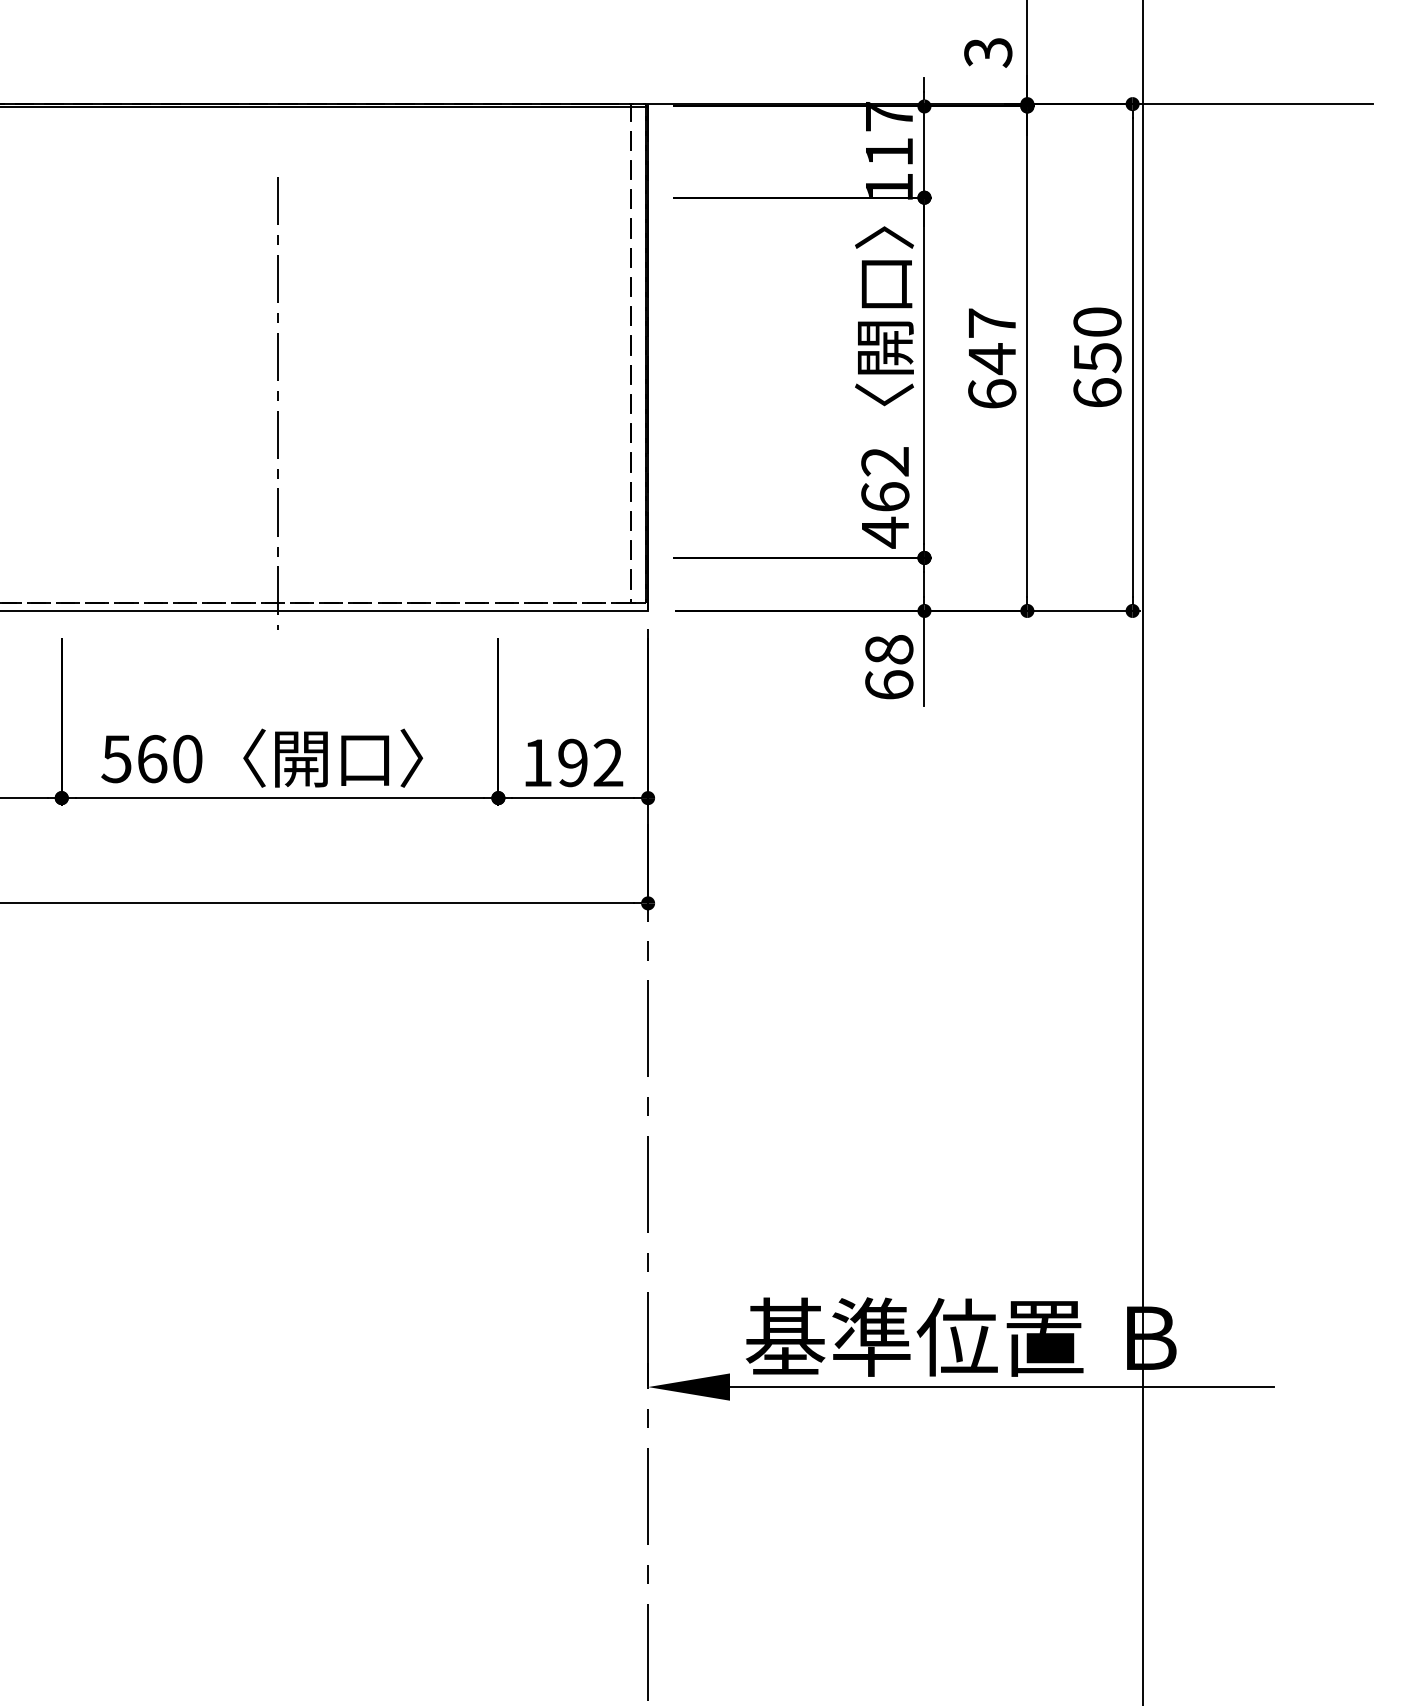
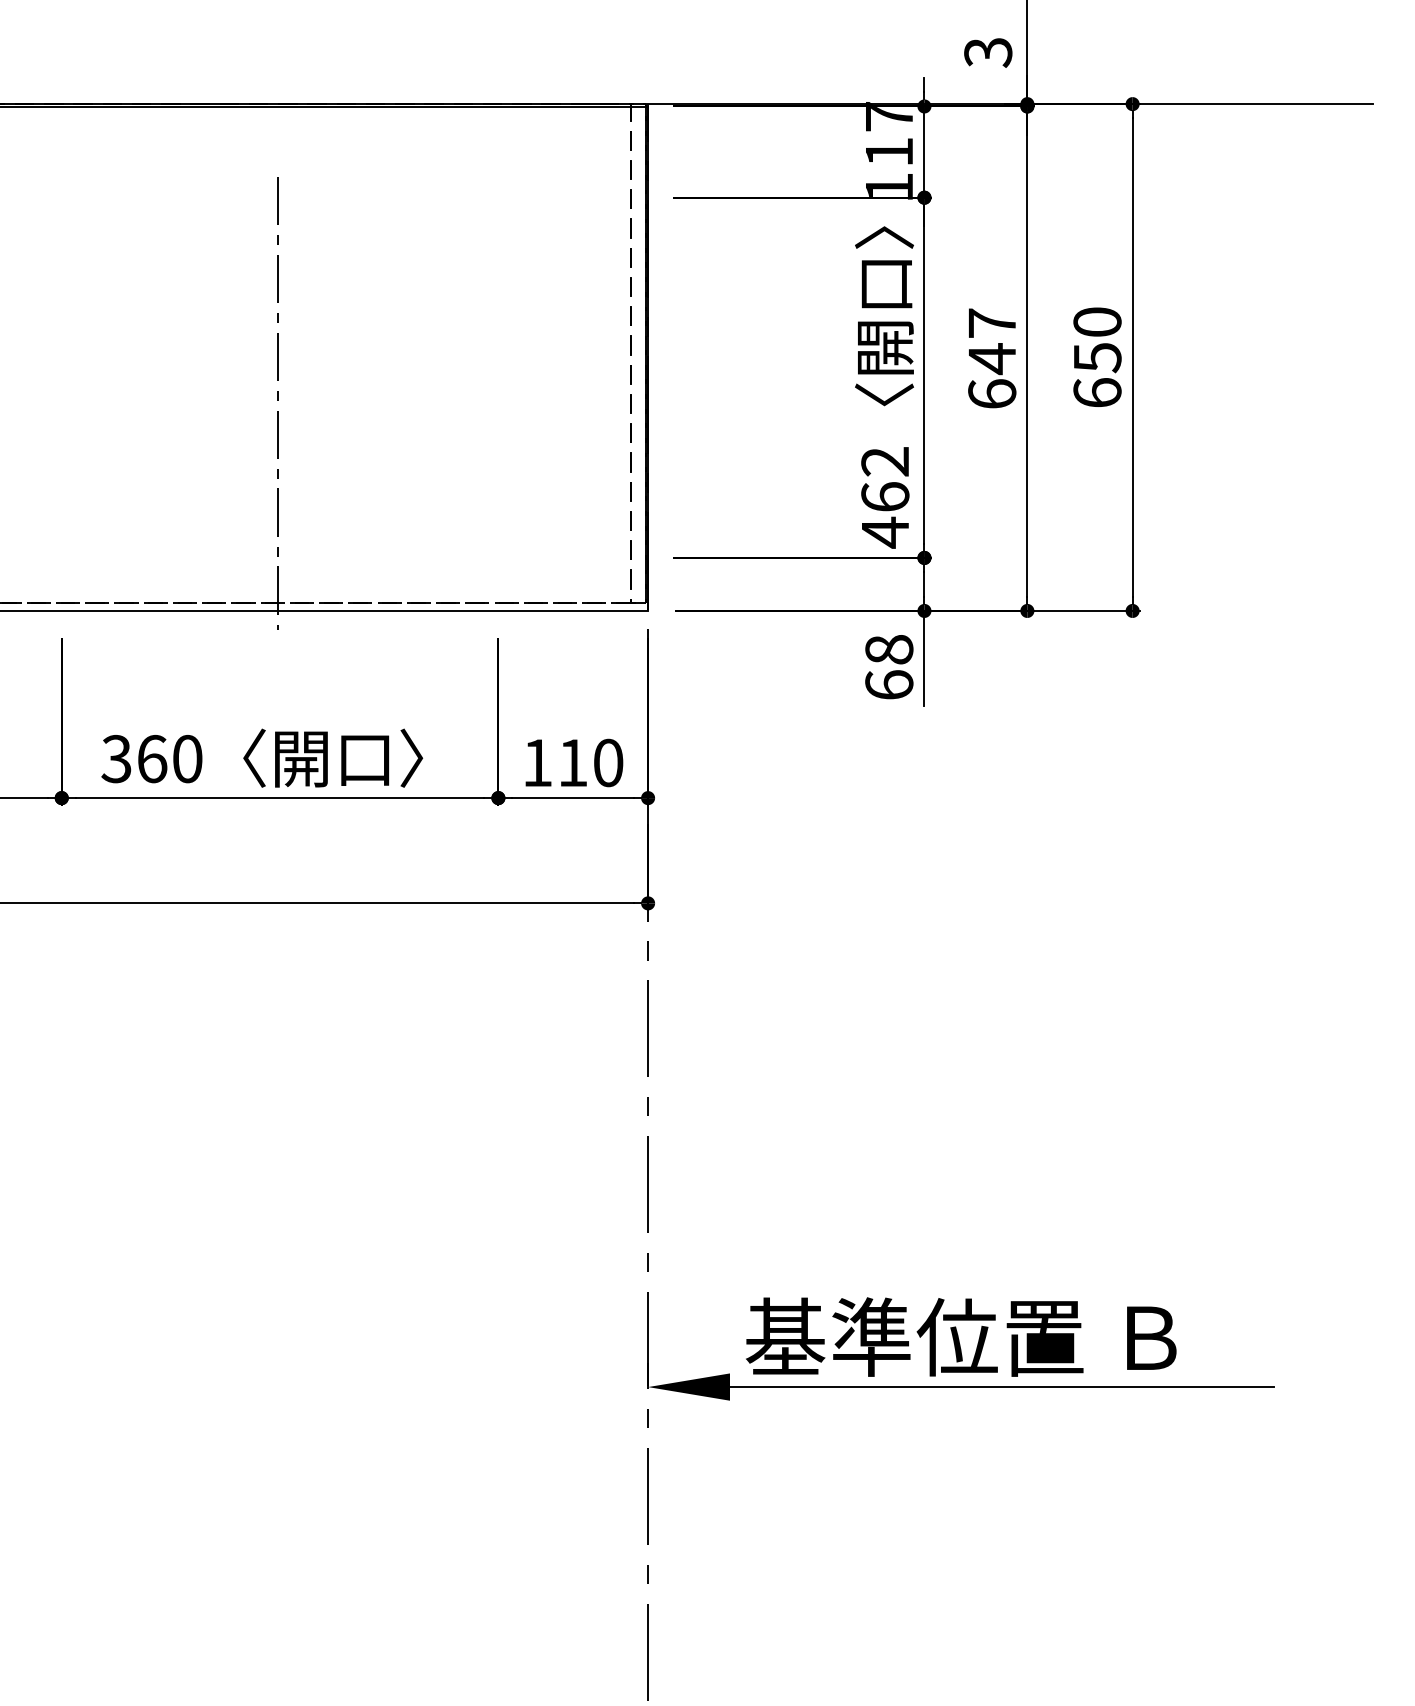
text: 560 -> 360 (116, 758)
text: 192 -> 110 (590, 762)
line: present -> none (1142, 852)
